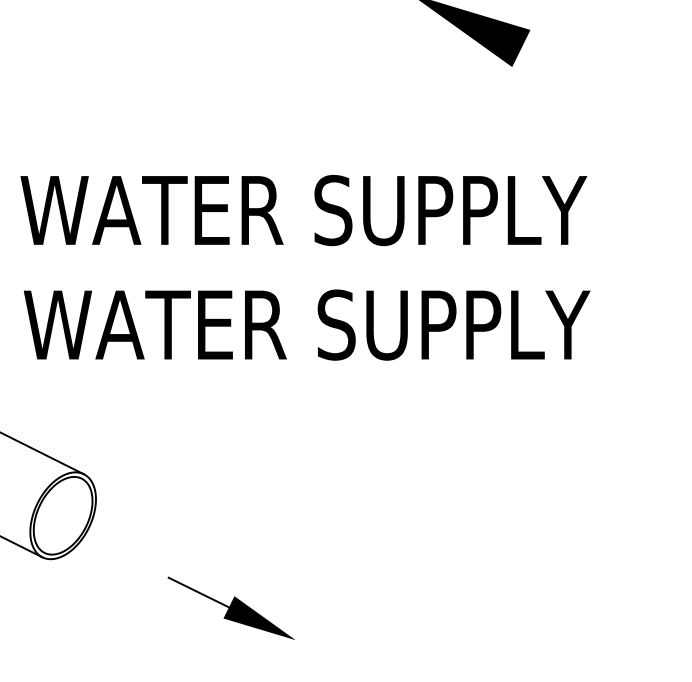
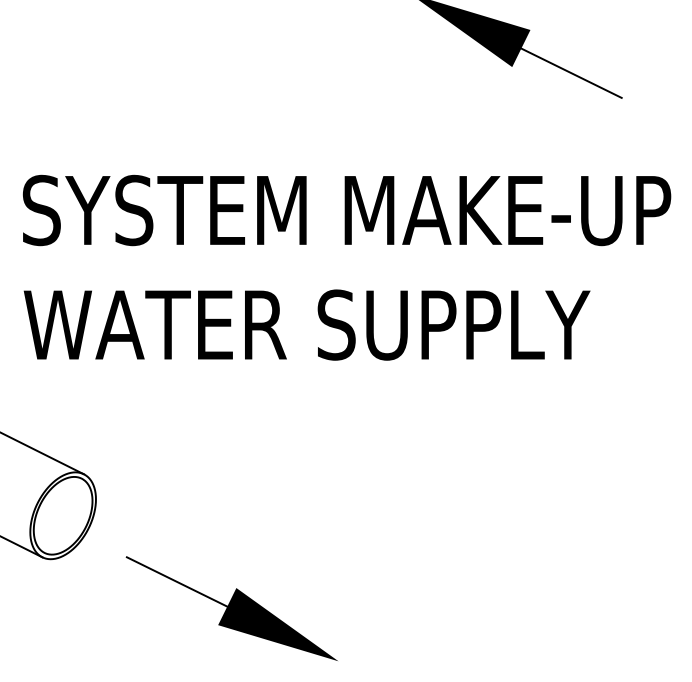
line: none -> present (571, 72)
text: WATER SUPPLY -> SYSTEM MAKE-UP (345, 210)
part size: 128x64 px -> 213x105 px (231, 608)
